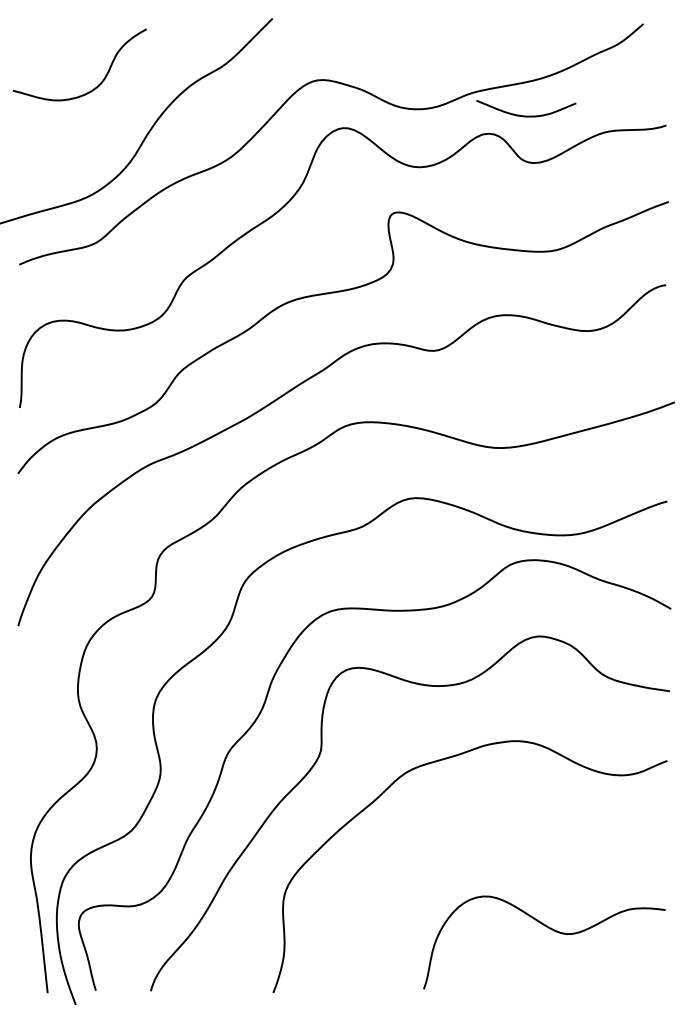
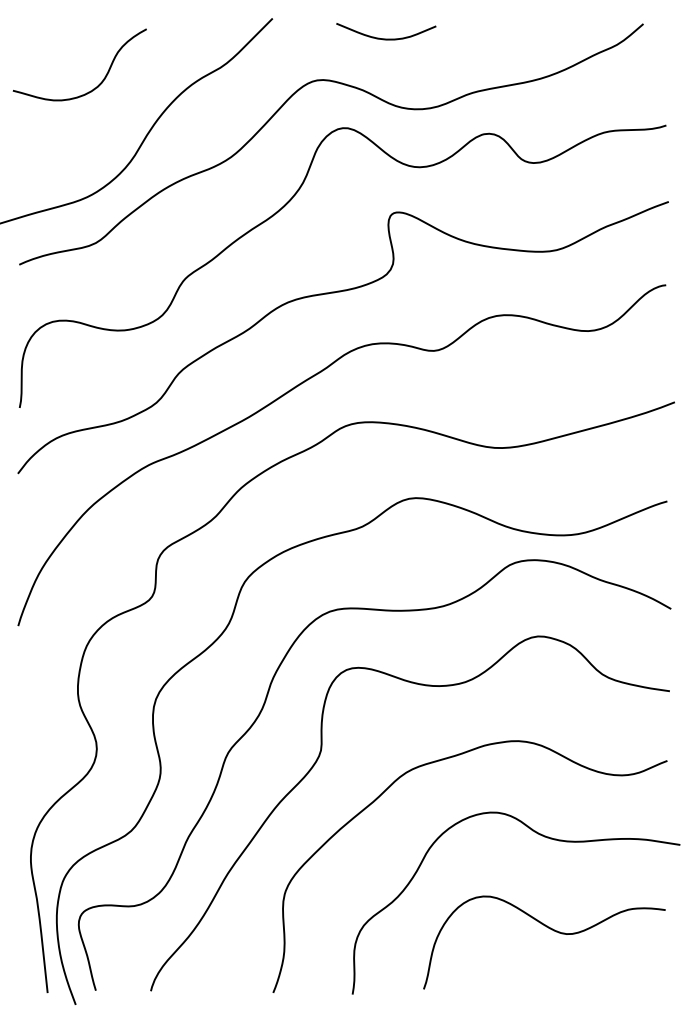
curve position: (526, 115) -> (386, 38) (386, 38)
curve: none -> present (539, 835)
